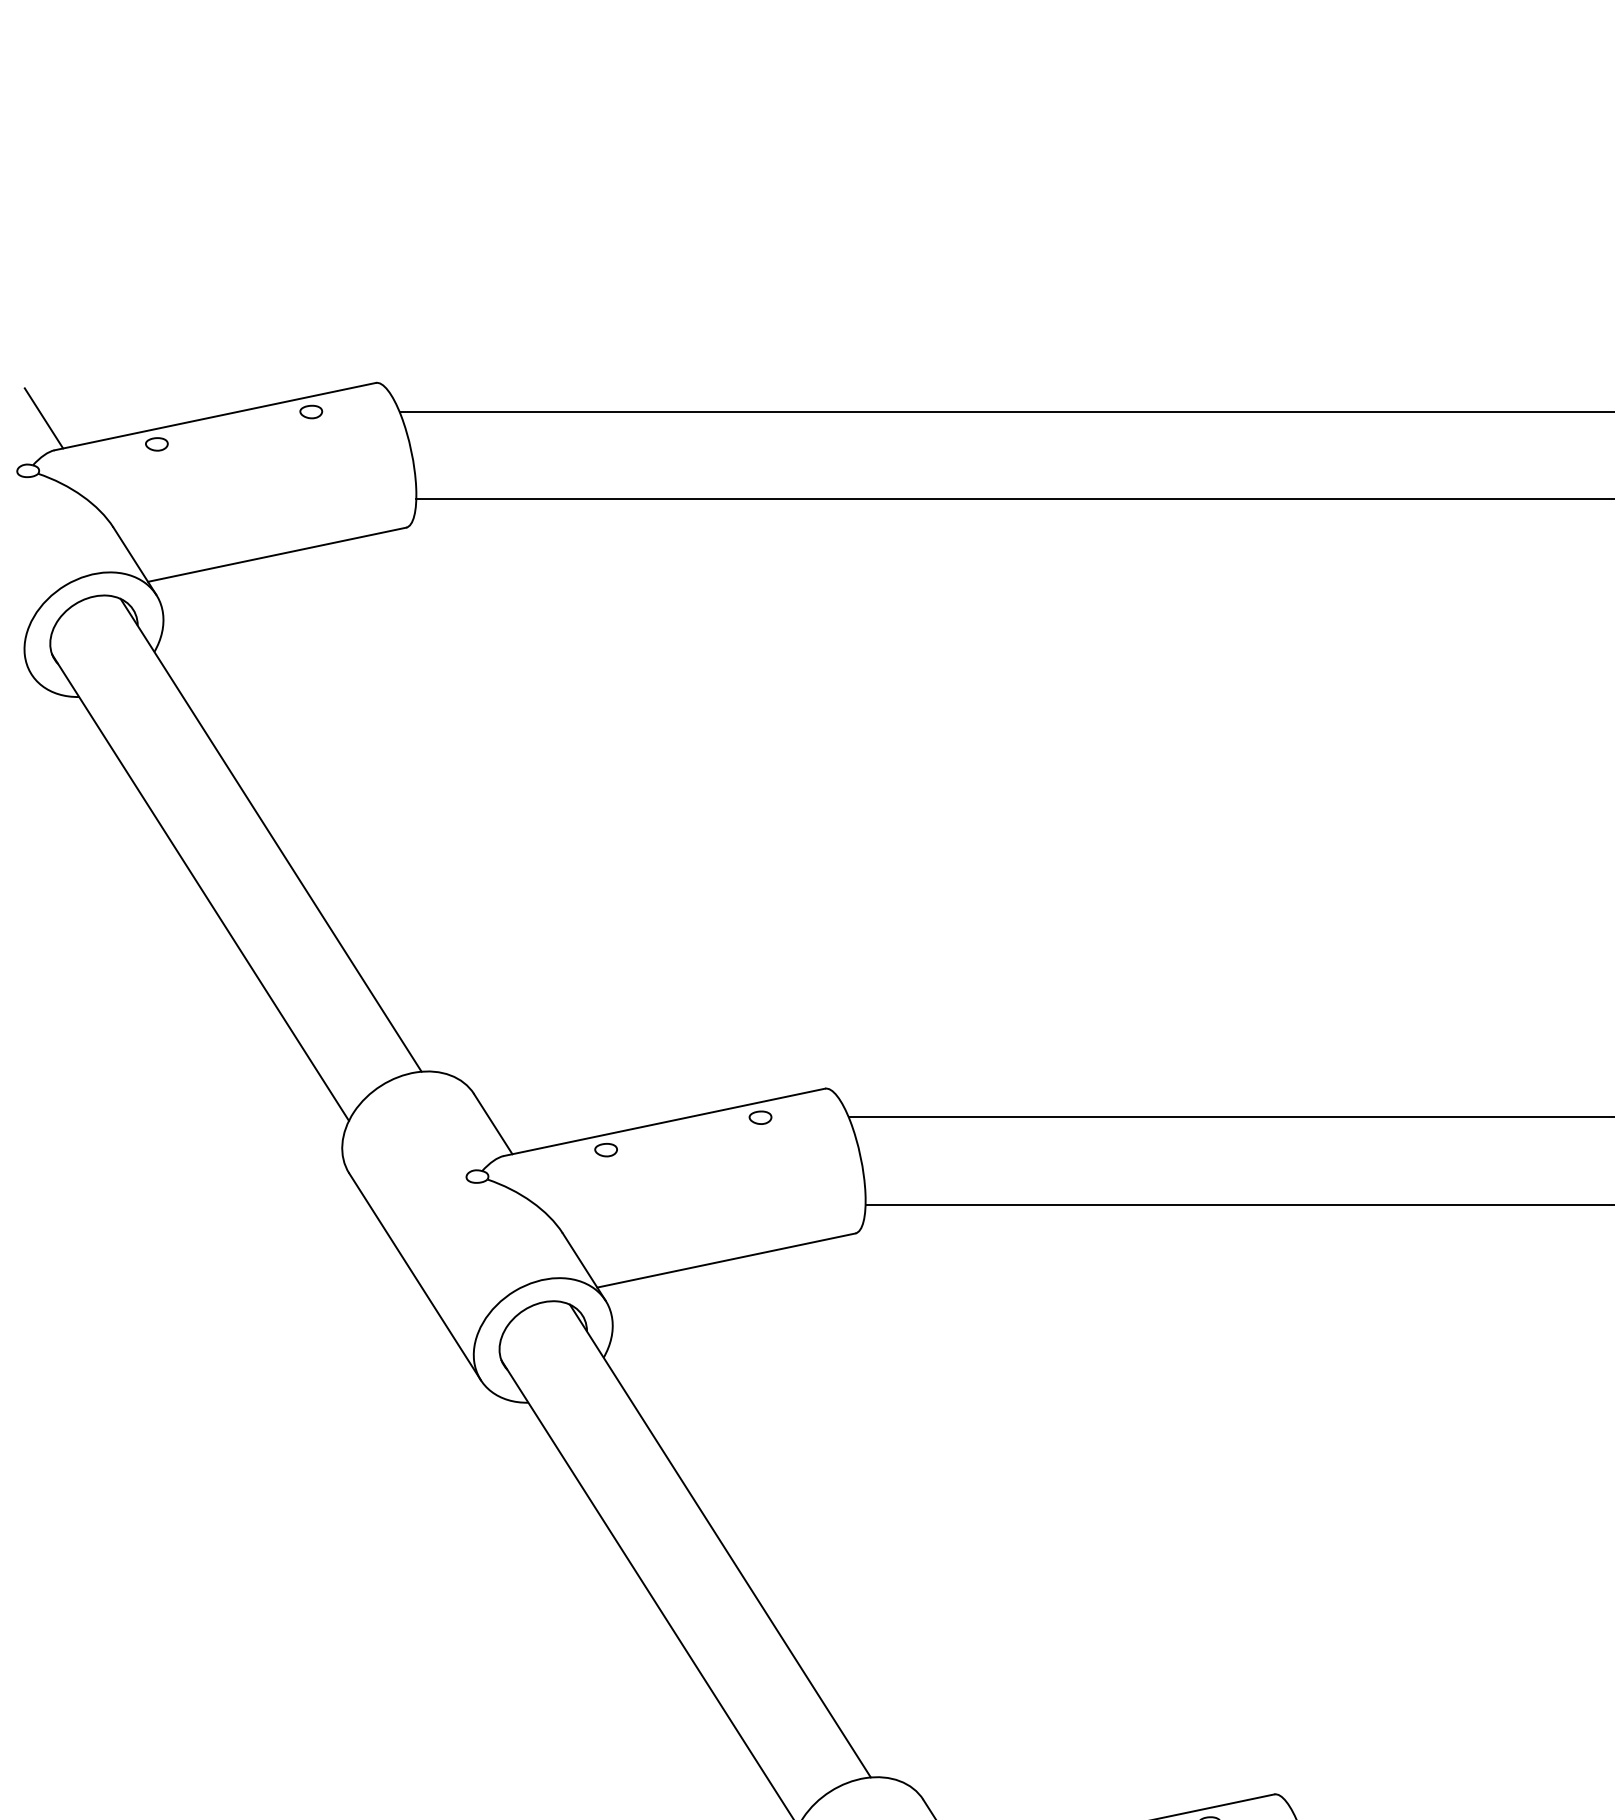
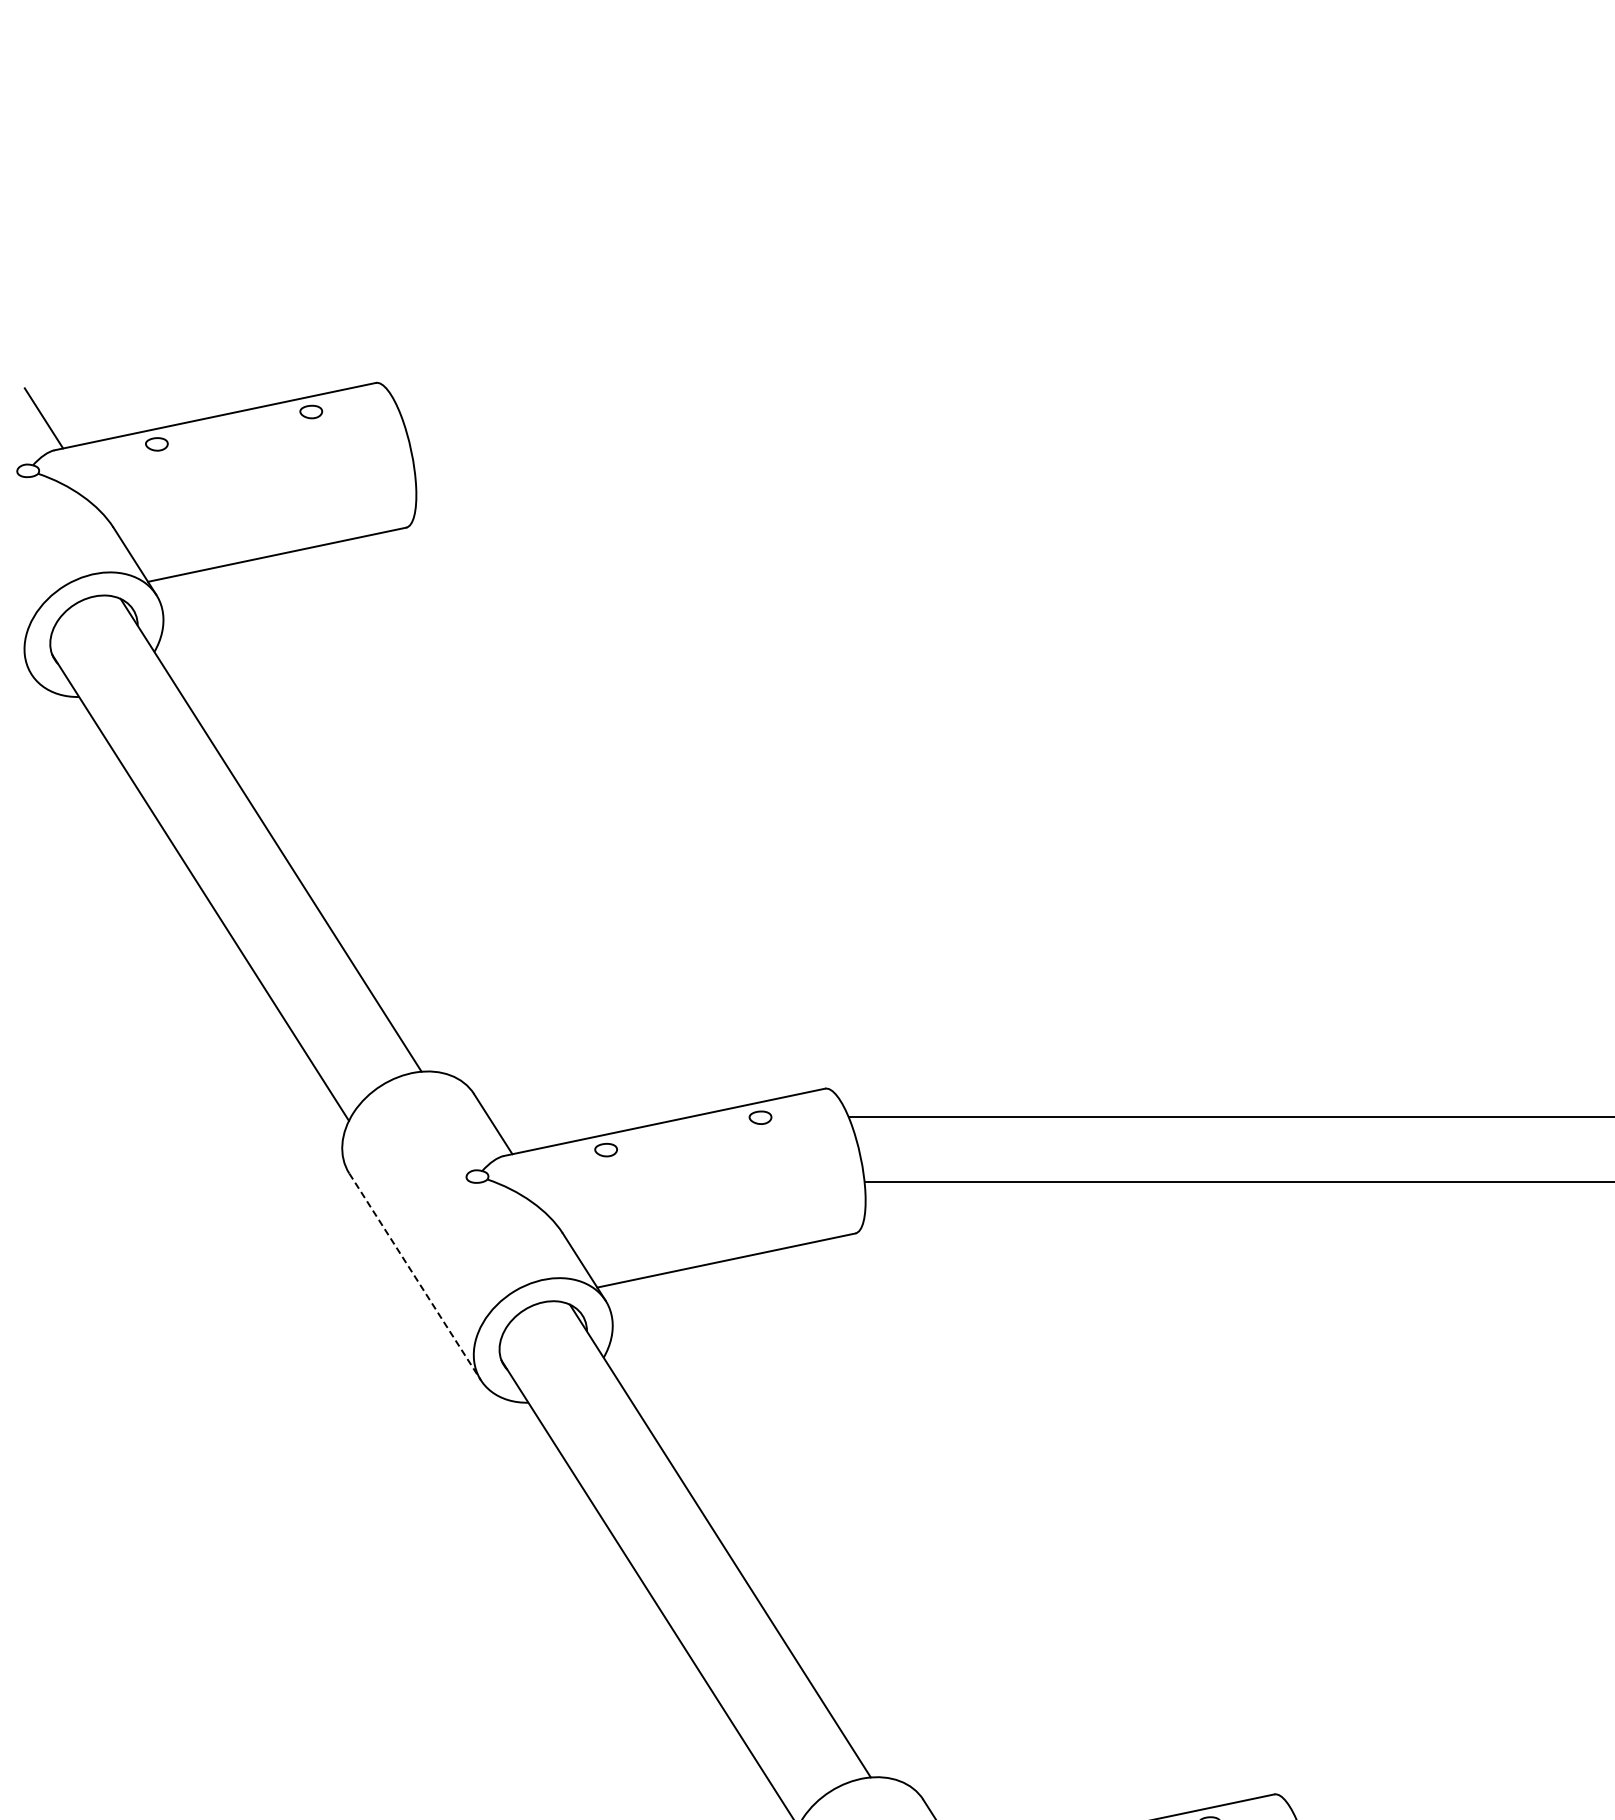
line: present -> none (1005, 411)
line: present -> none (1013, 499)
line position: (1238, 1204) -> (1238, 1181) (1238, 1181)
line: solid -> dashed (415, 1277)
